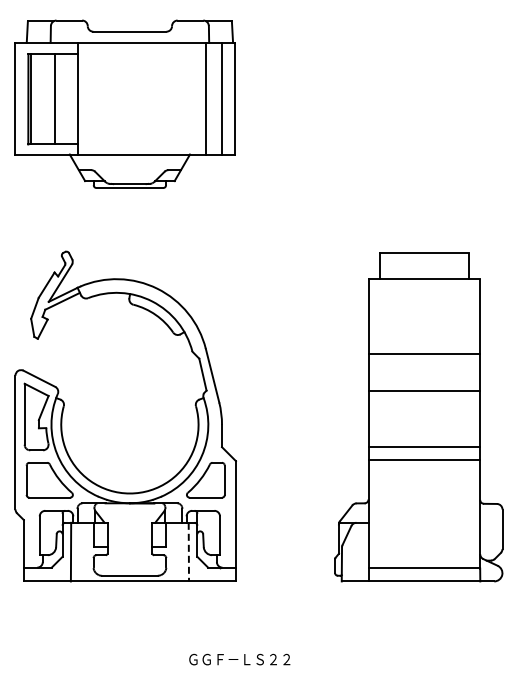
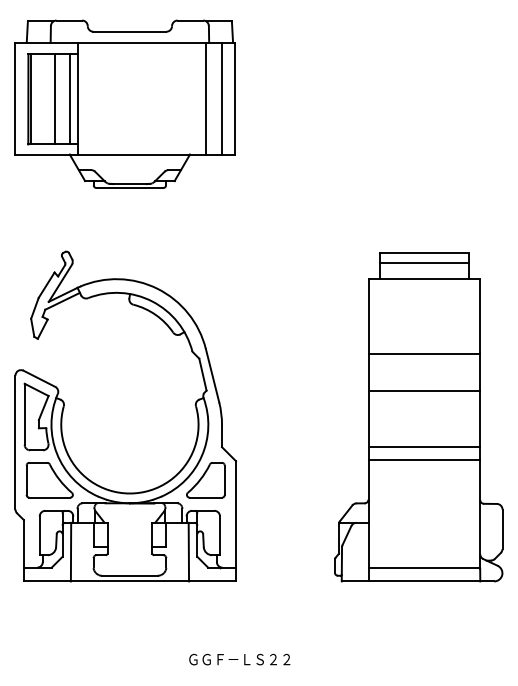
line: none -> present (70, 99)
line: none -> present (424, 263)
line: dashed -> solid (188, 552)
